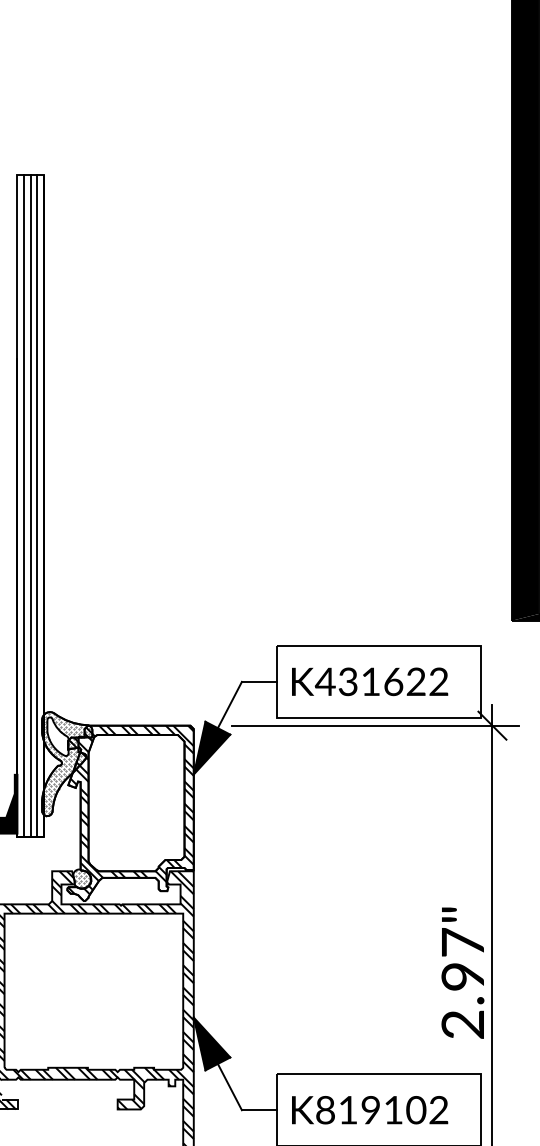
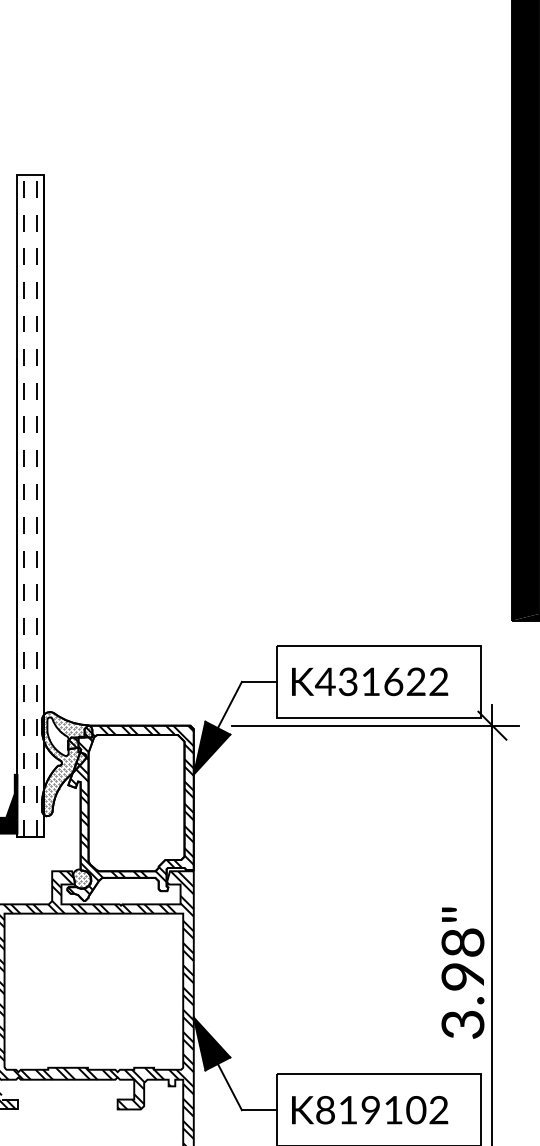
line: solid -> dashed (24, 505)
line: present -> none (30, 505)
line: solid -> dashed (37, 505)
text: 2.97" -> 3.98" (462, 983)
